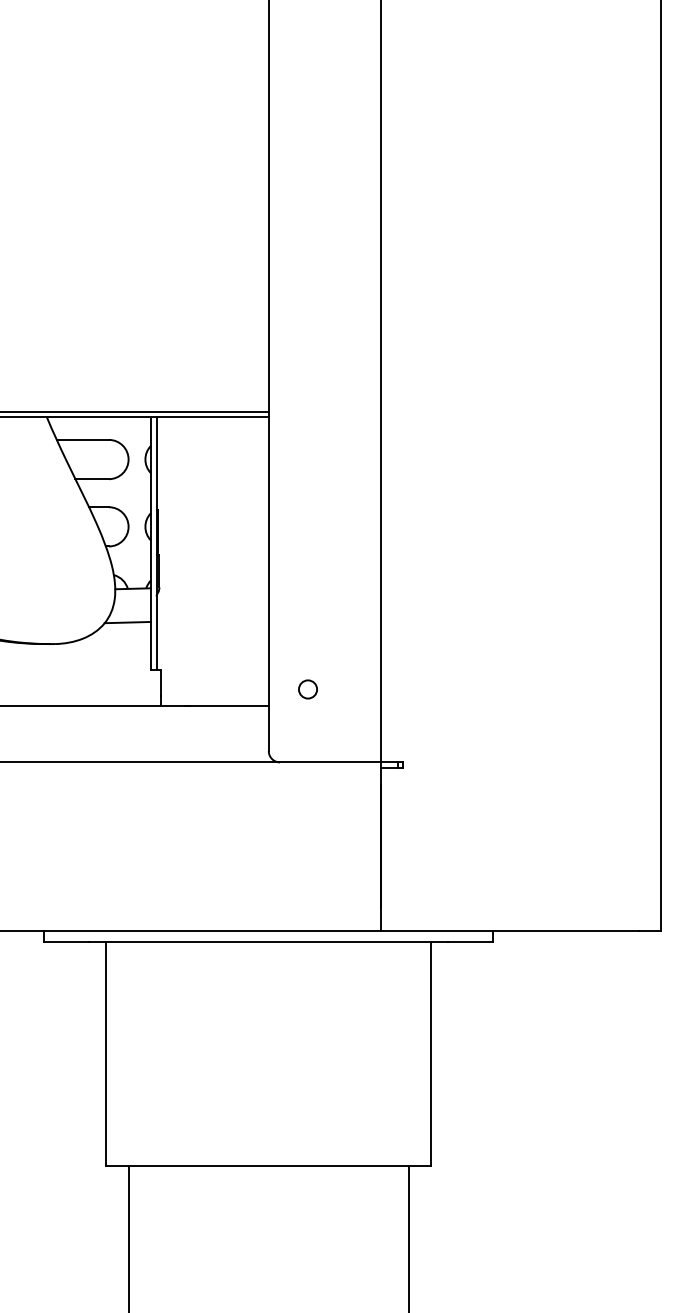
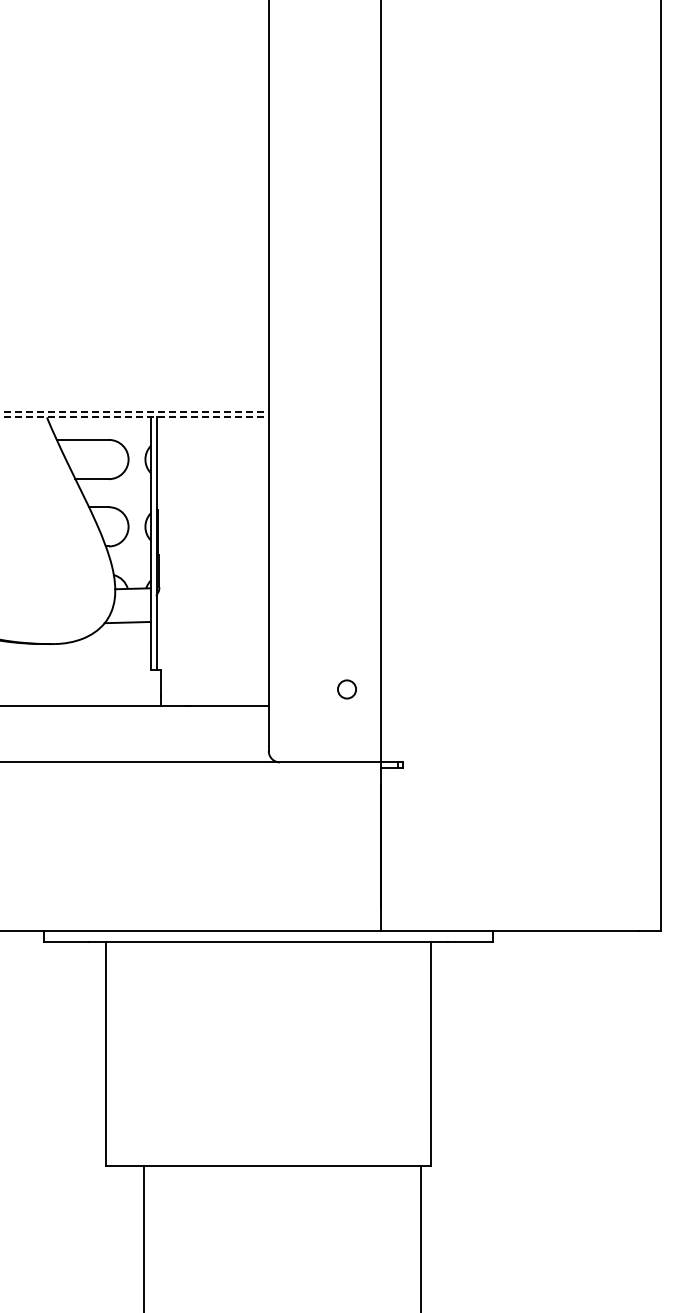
line: solid -> dashed (134, 411)
line: solid -> dashed (134, 417)
circle position: (307, 689) -> (346, 689) (346, 689)
line position: (128, 1237) -> (143, 1237) (143, 1237)
line position: (409, 1237) -> (421, 1237) (421, 1237)
